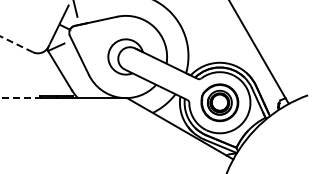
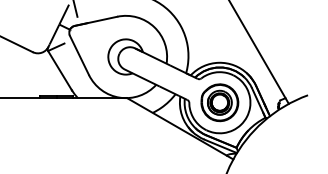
line: dashed -> solid (16, 43)
line: dashed -> solid (20, 98)
